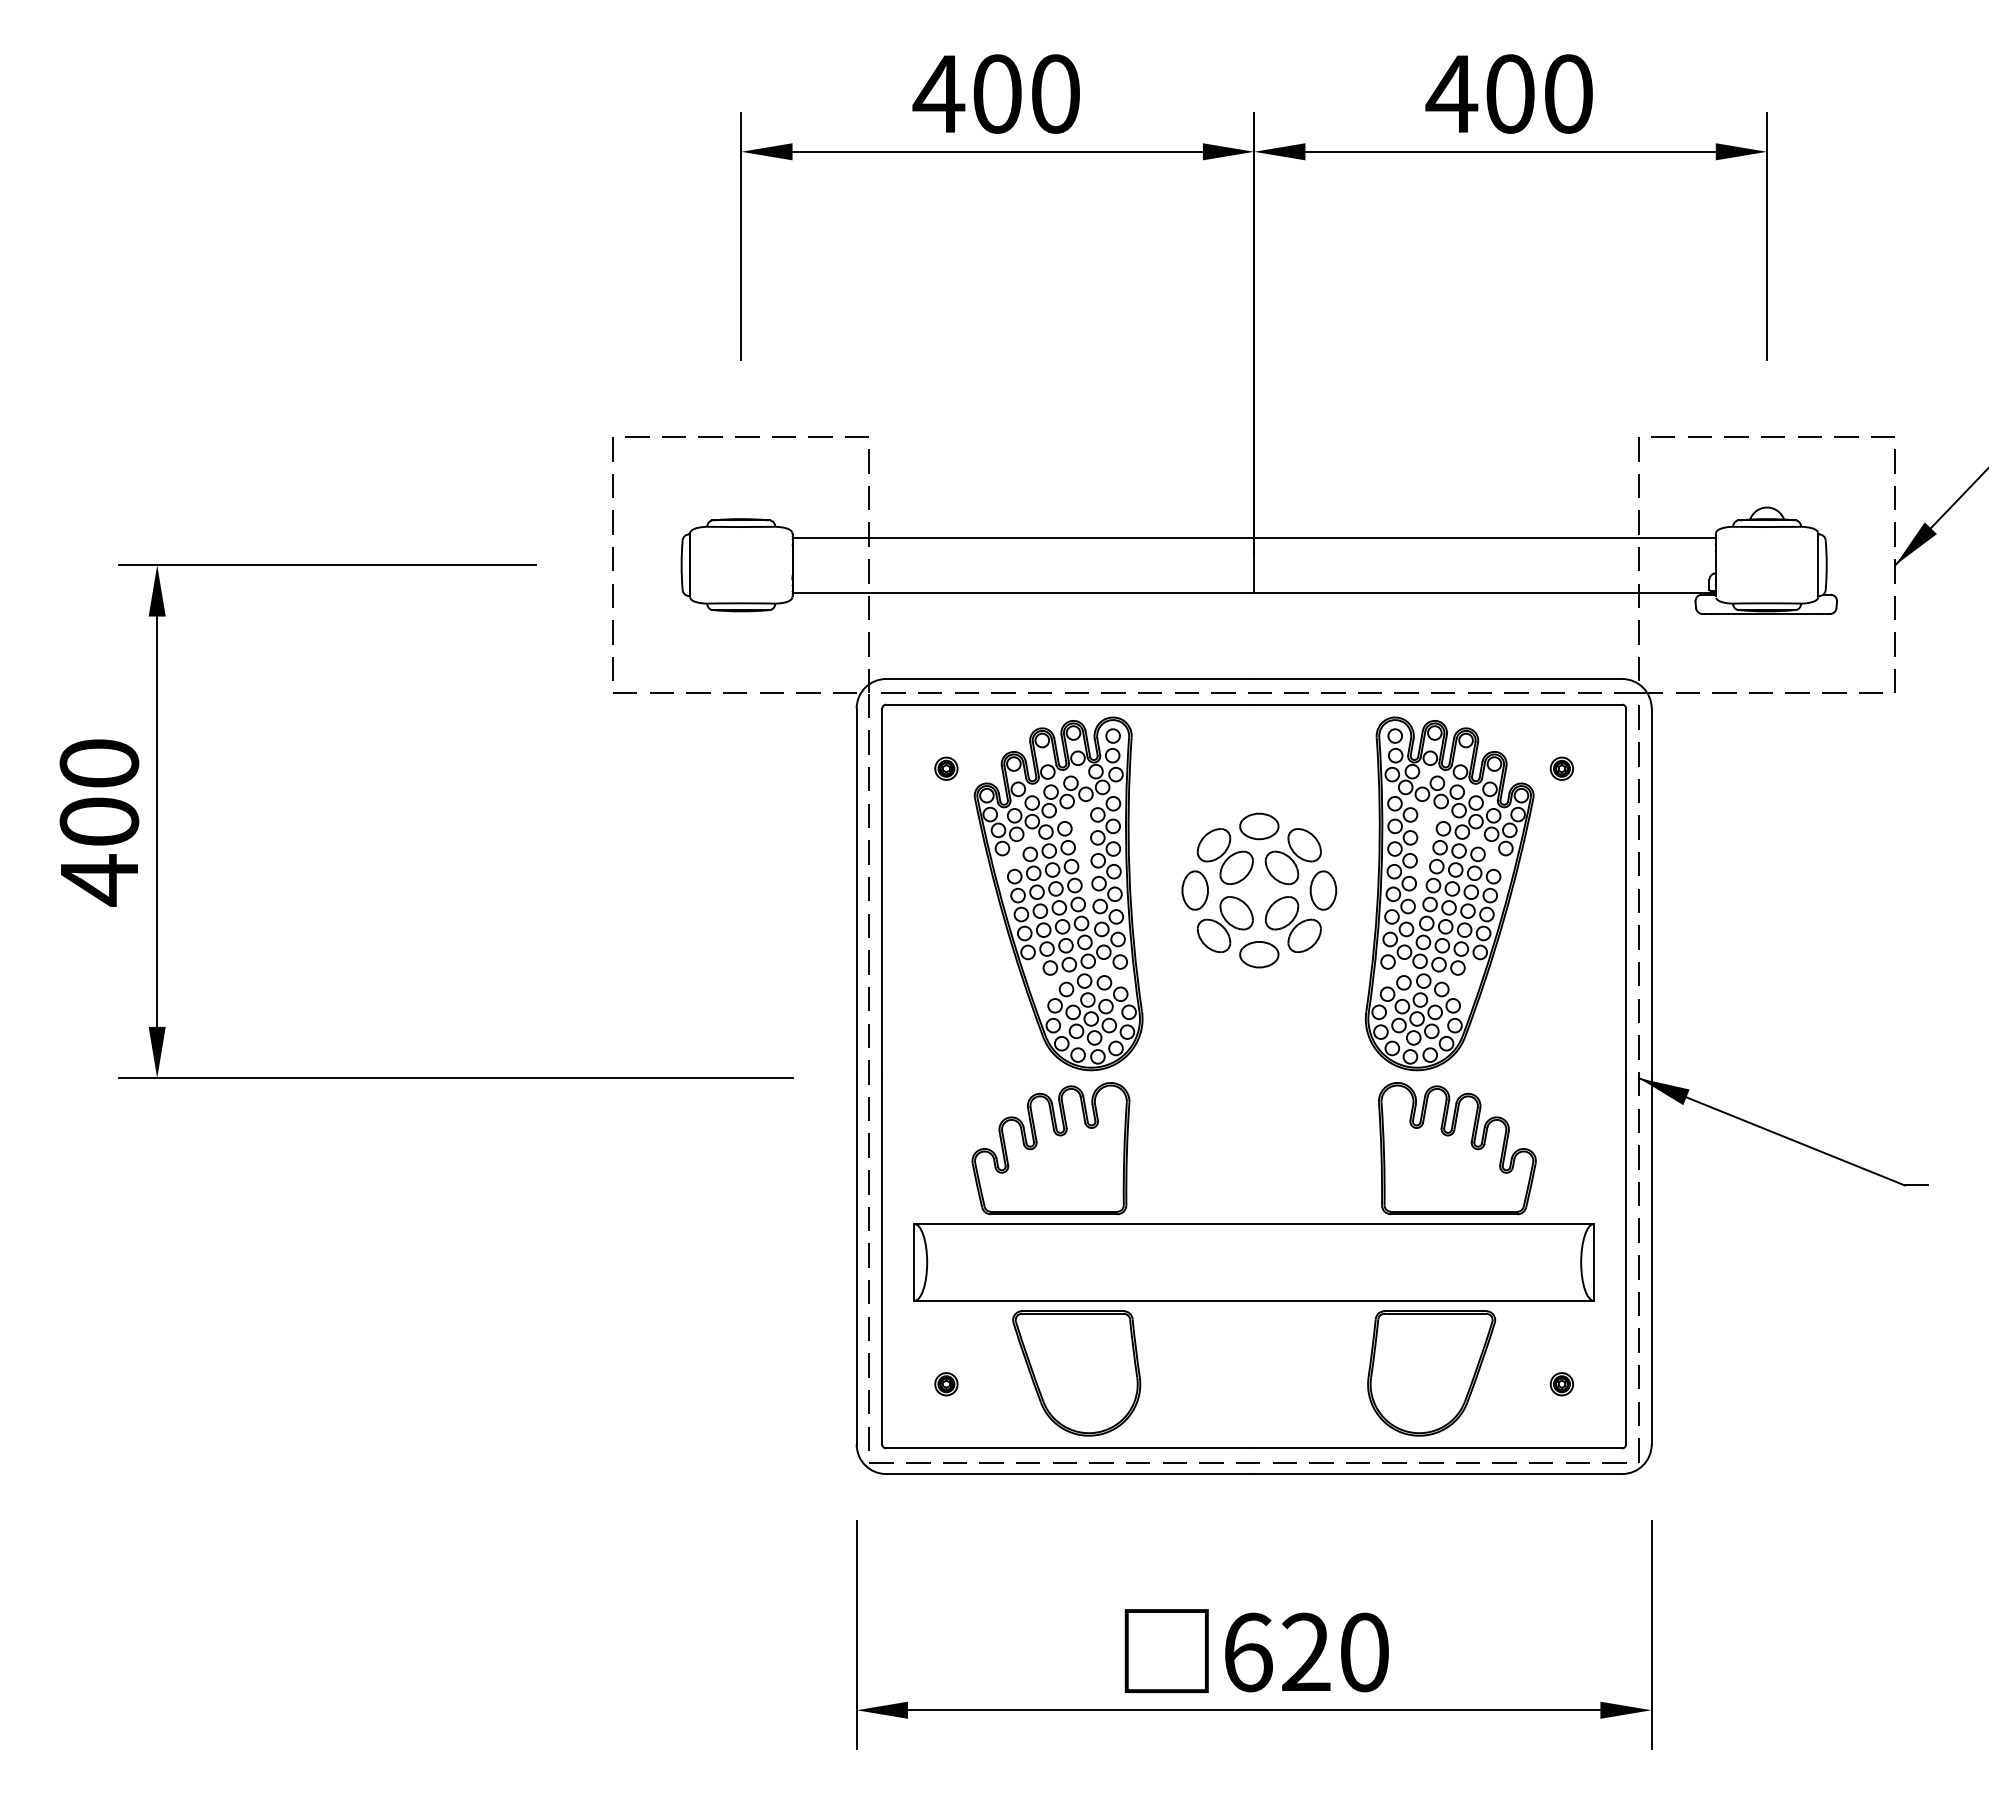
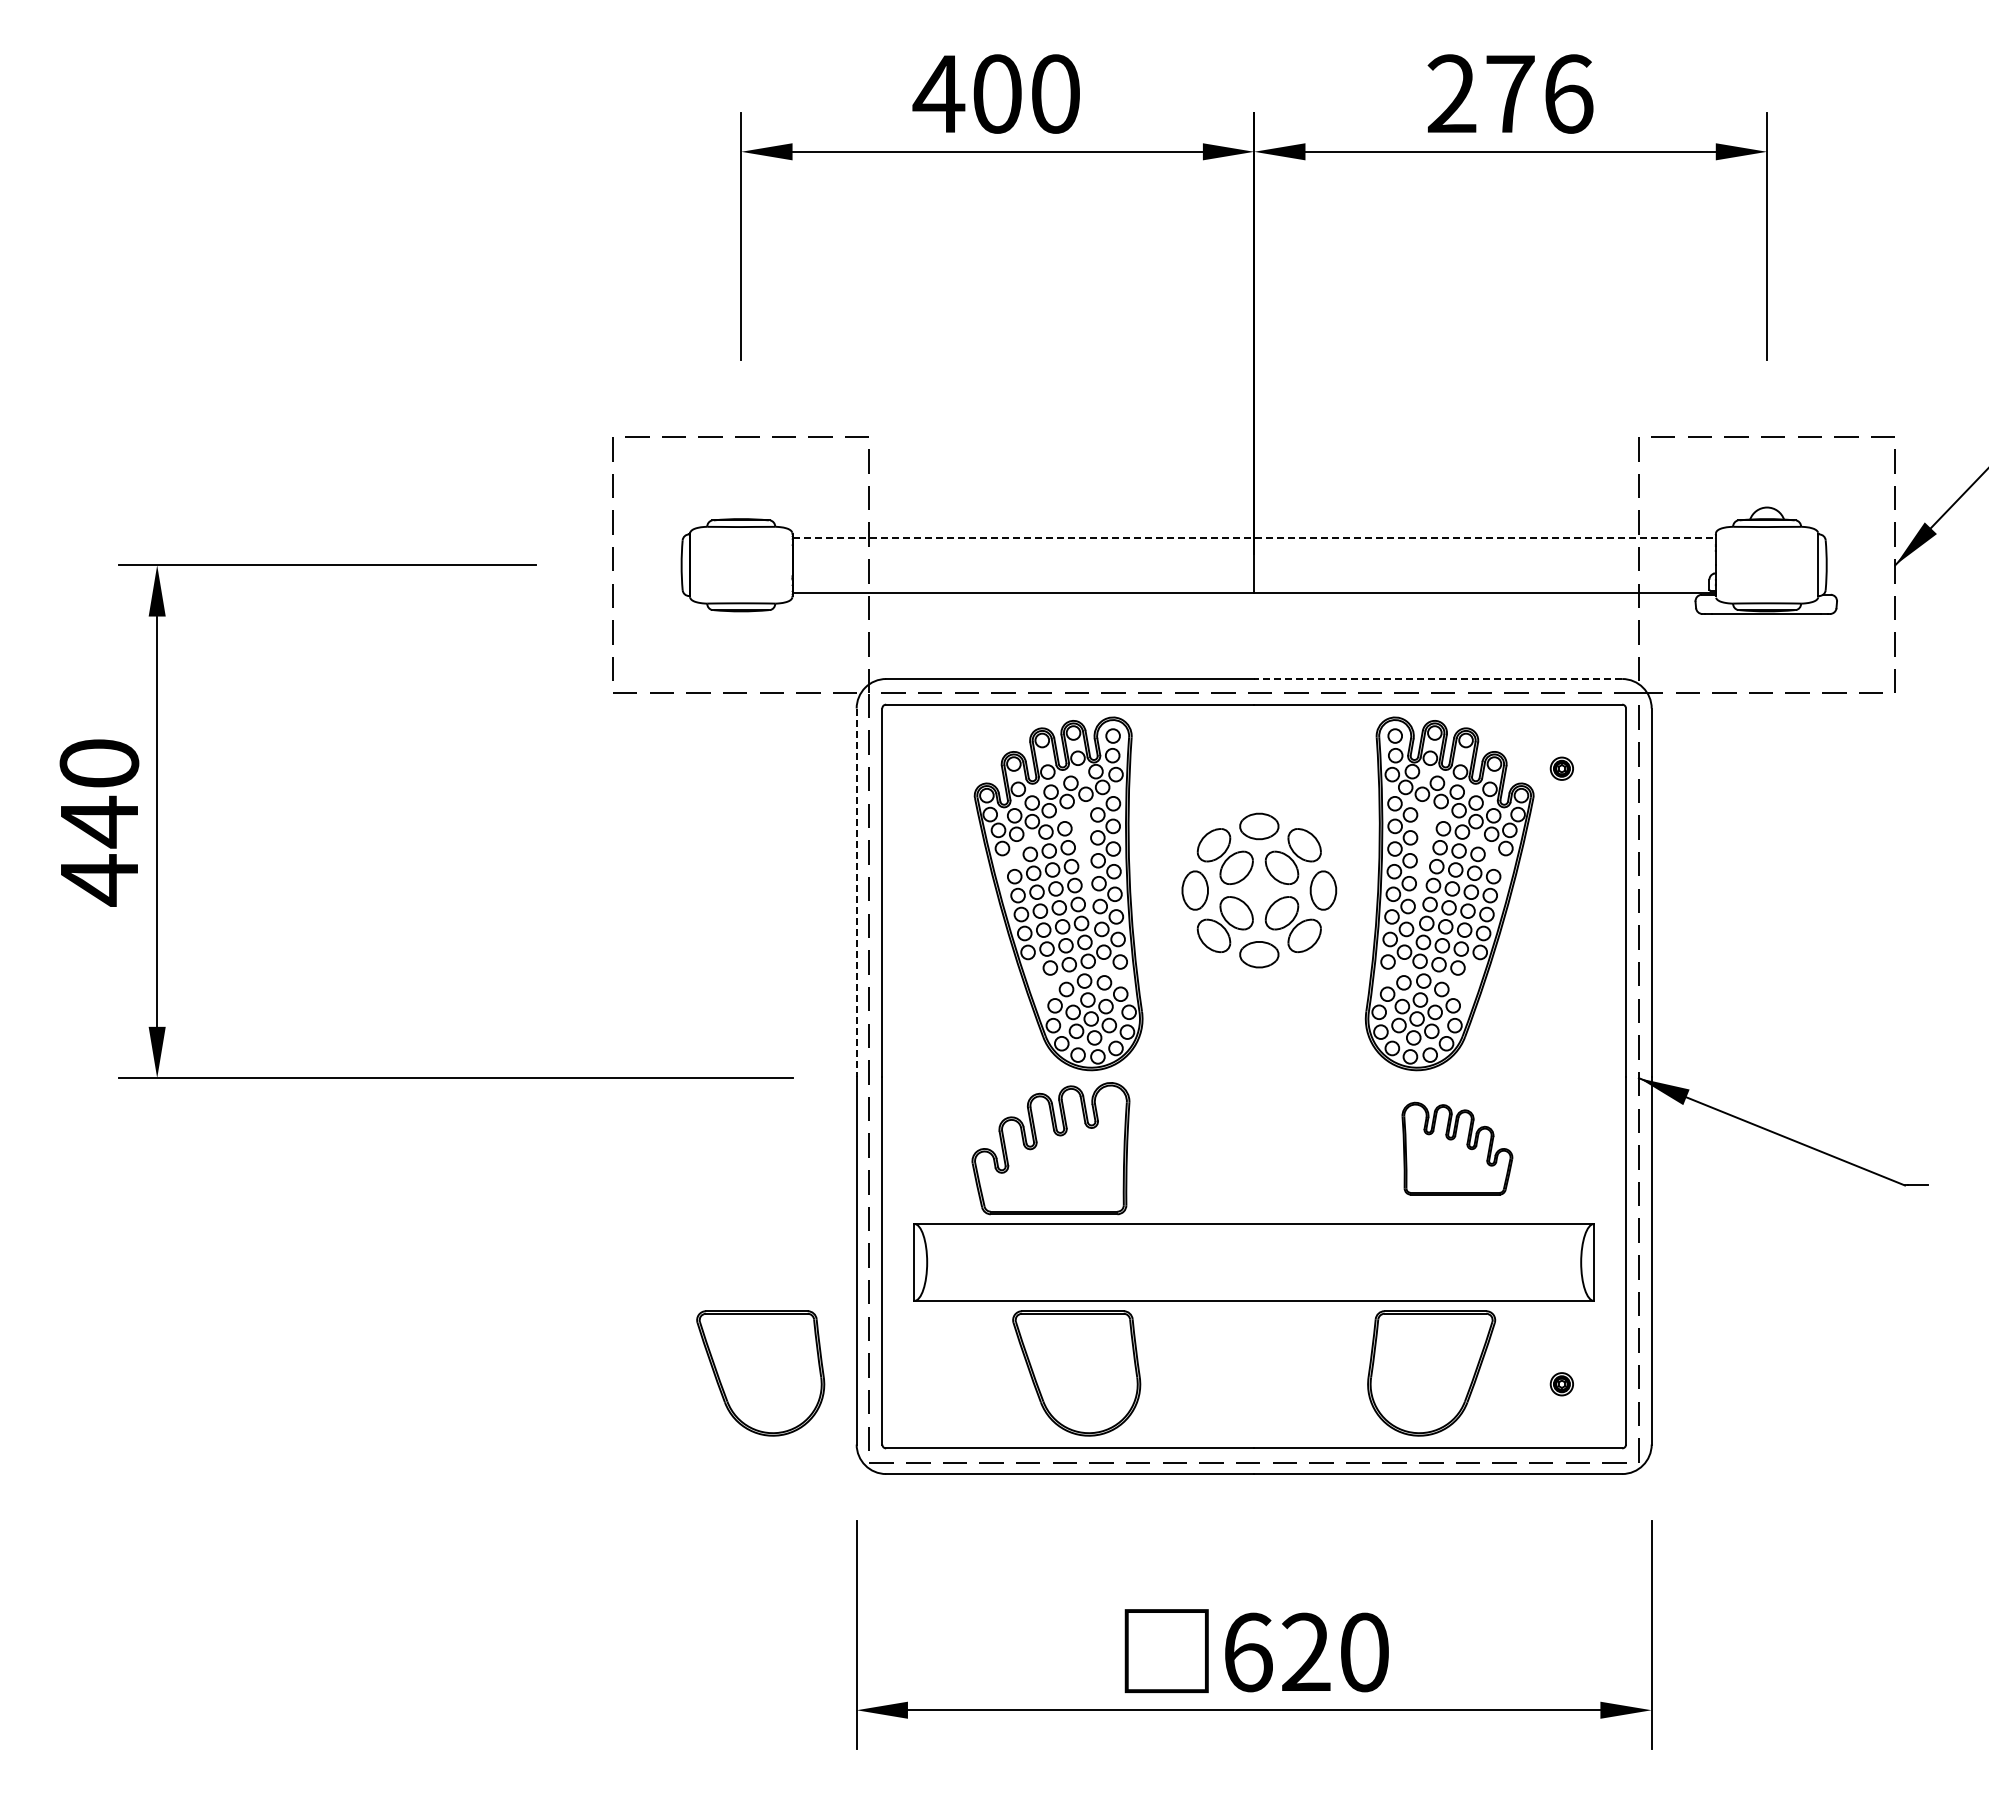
text: 400 -> 276 (1509, 93)
line: solid -> dashed (1254, 537)
line: solid -> dashed (1437, 679)
part: present -> none (946, 768)
text: 400 -> 440 (99, 821)
line: solid -> dashed (856, 893)
part size: 159x134 px -> 113x95 px (1457, 1148)
part: none -> present (760, 1373)
part: present -> none (946, 1384)
